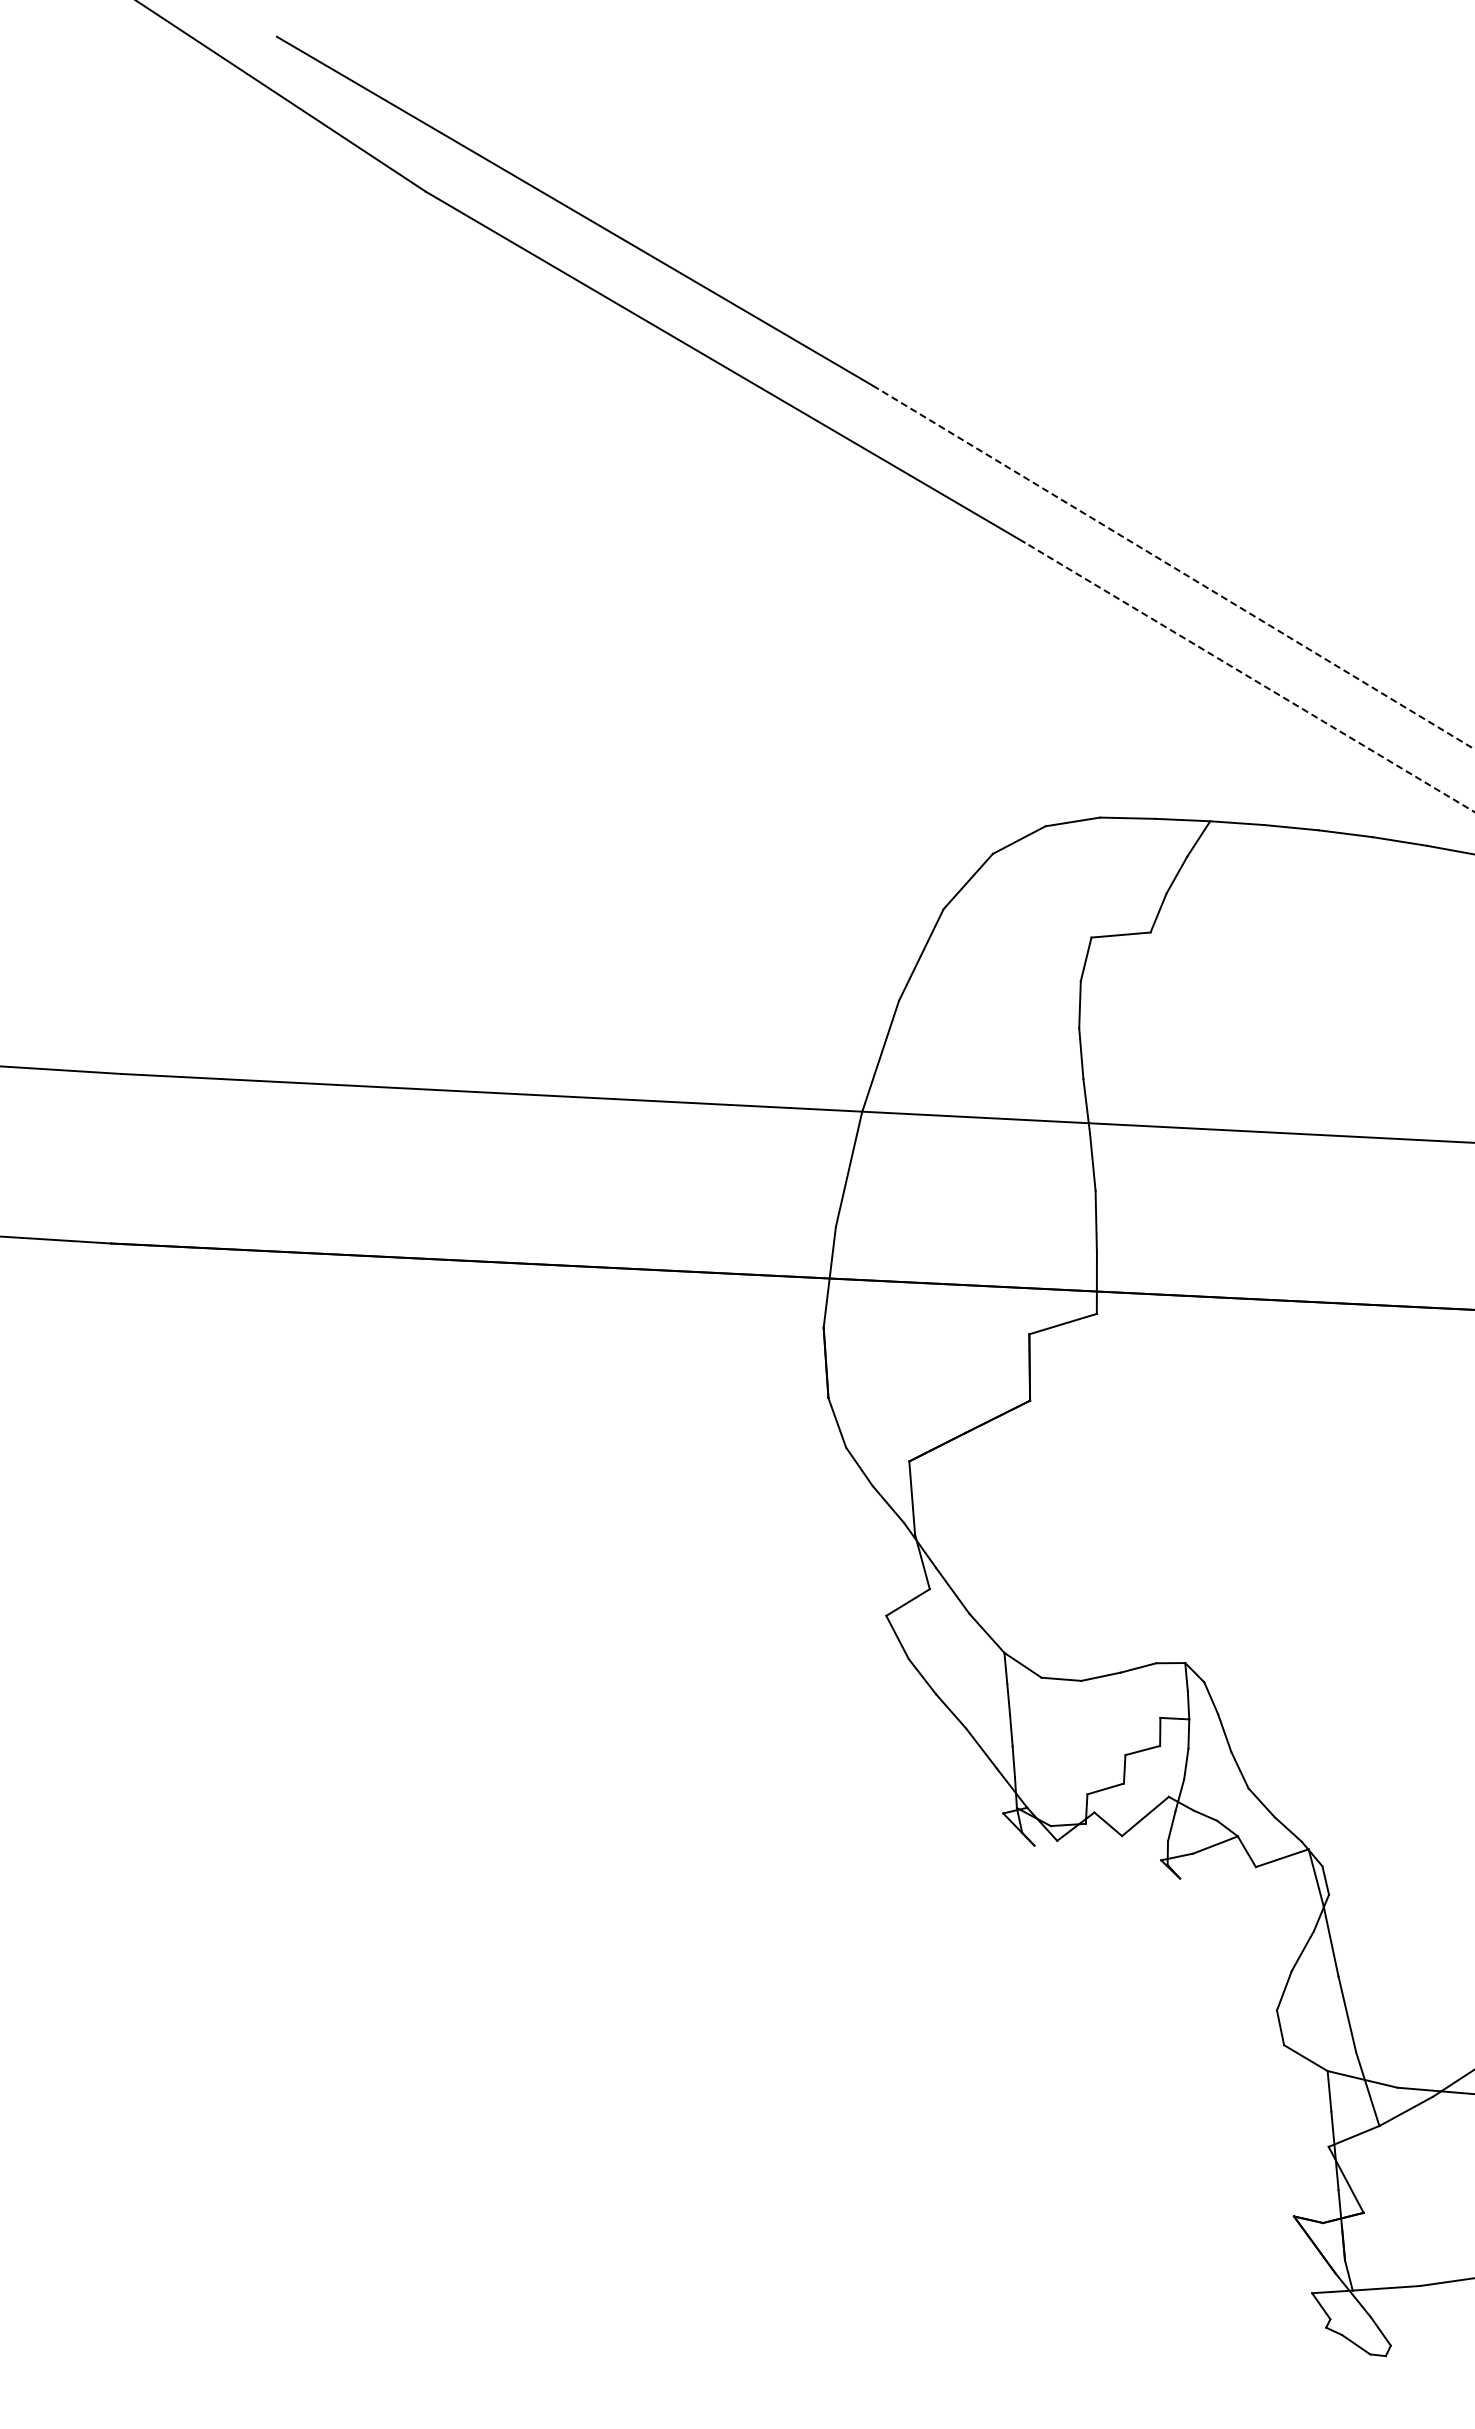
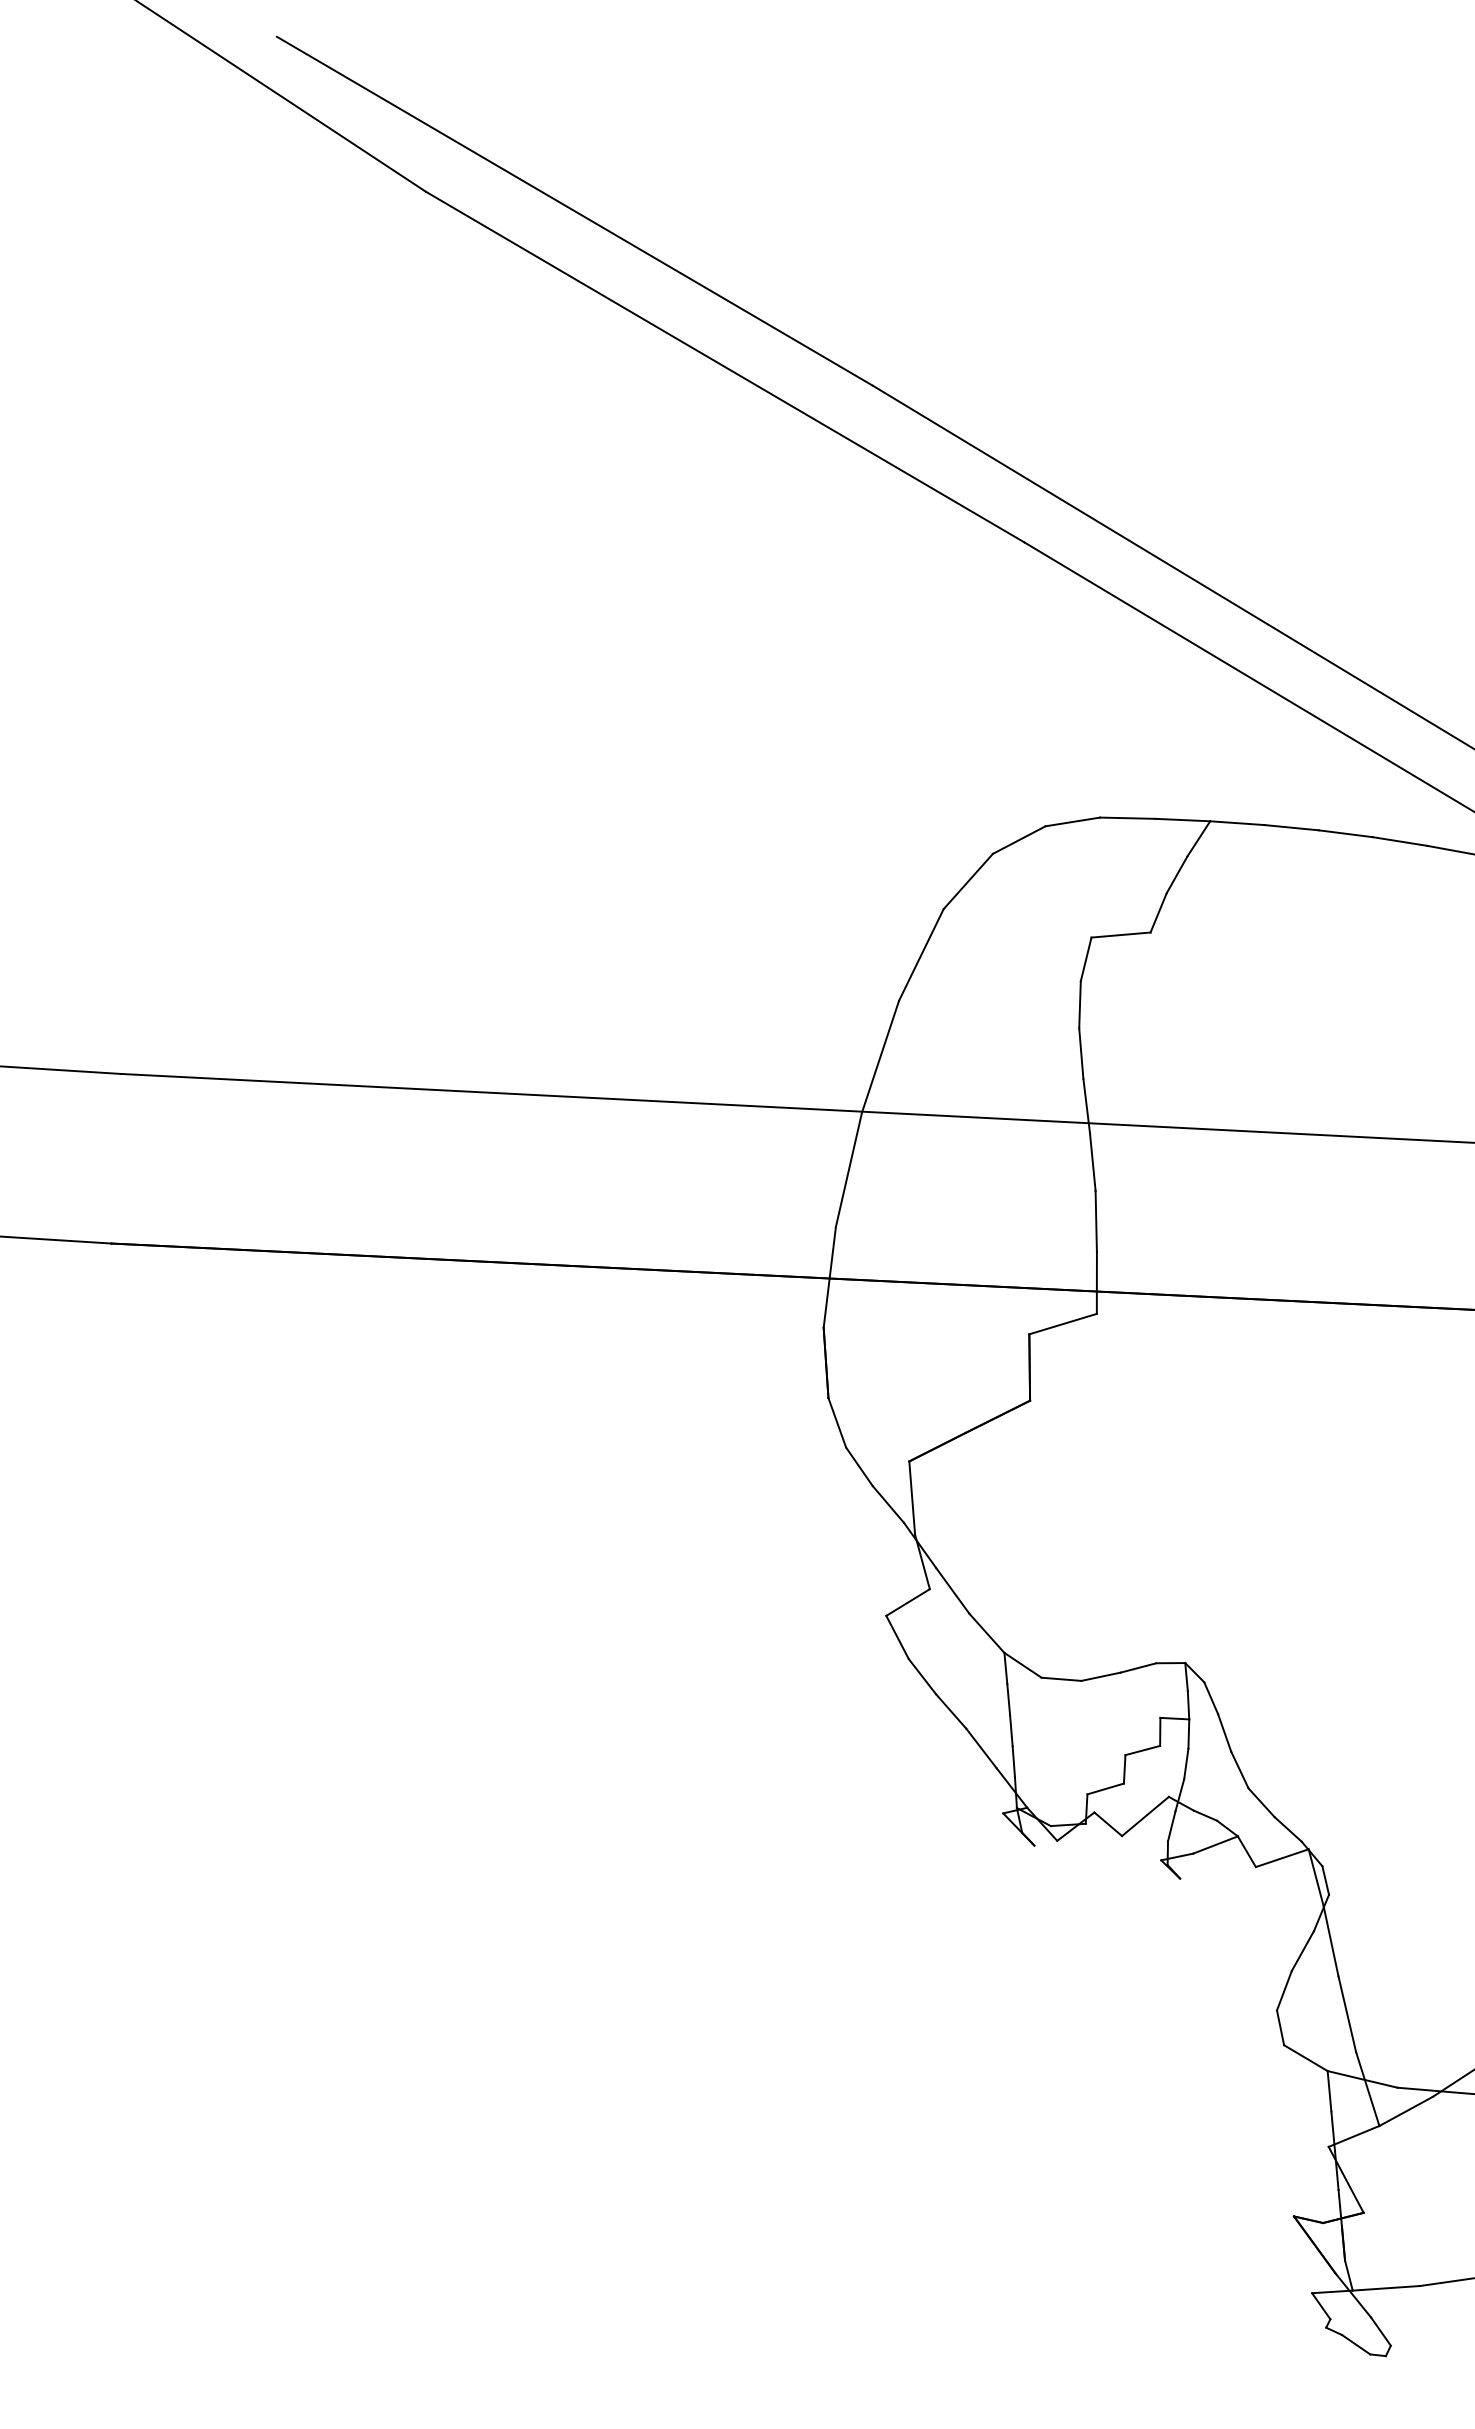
line: dashed -> solid (1174, 567)
line: dashed -> solid (1249, 677)
